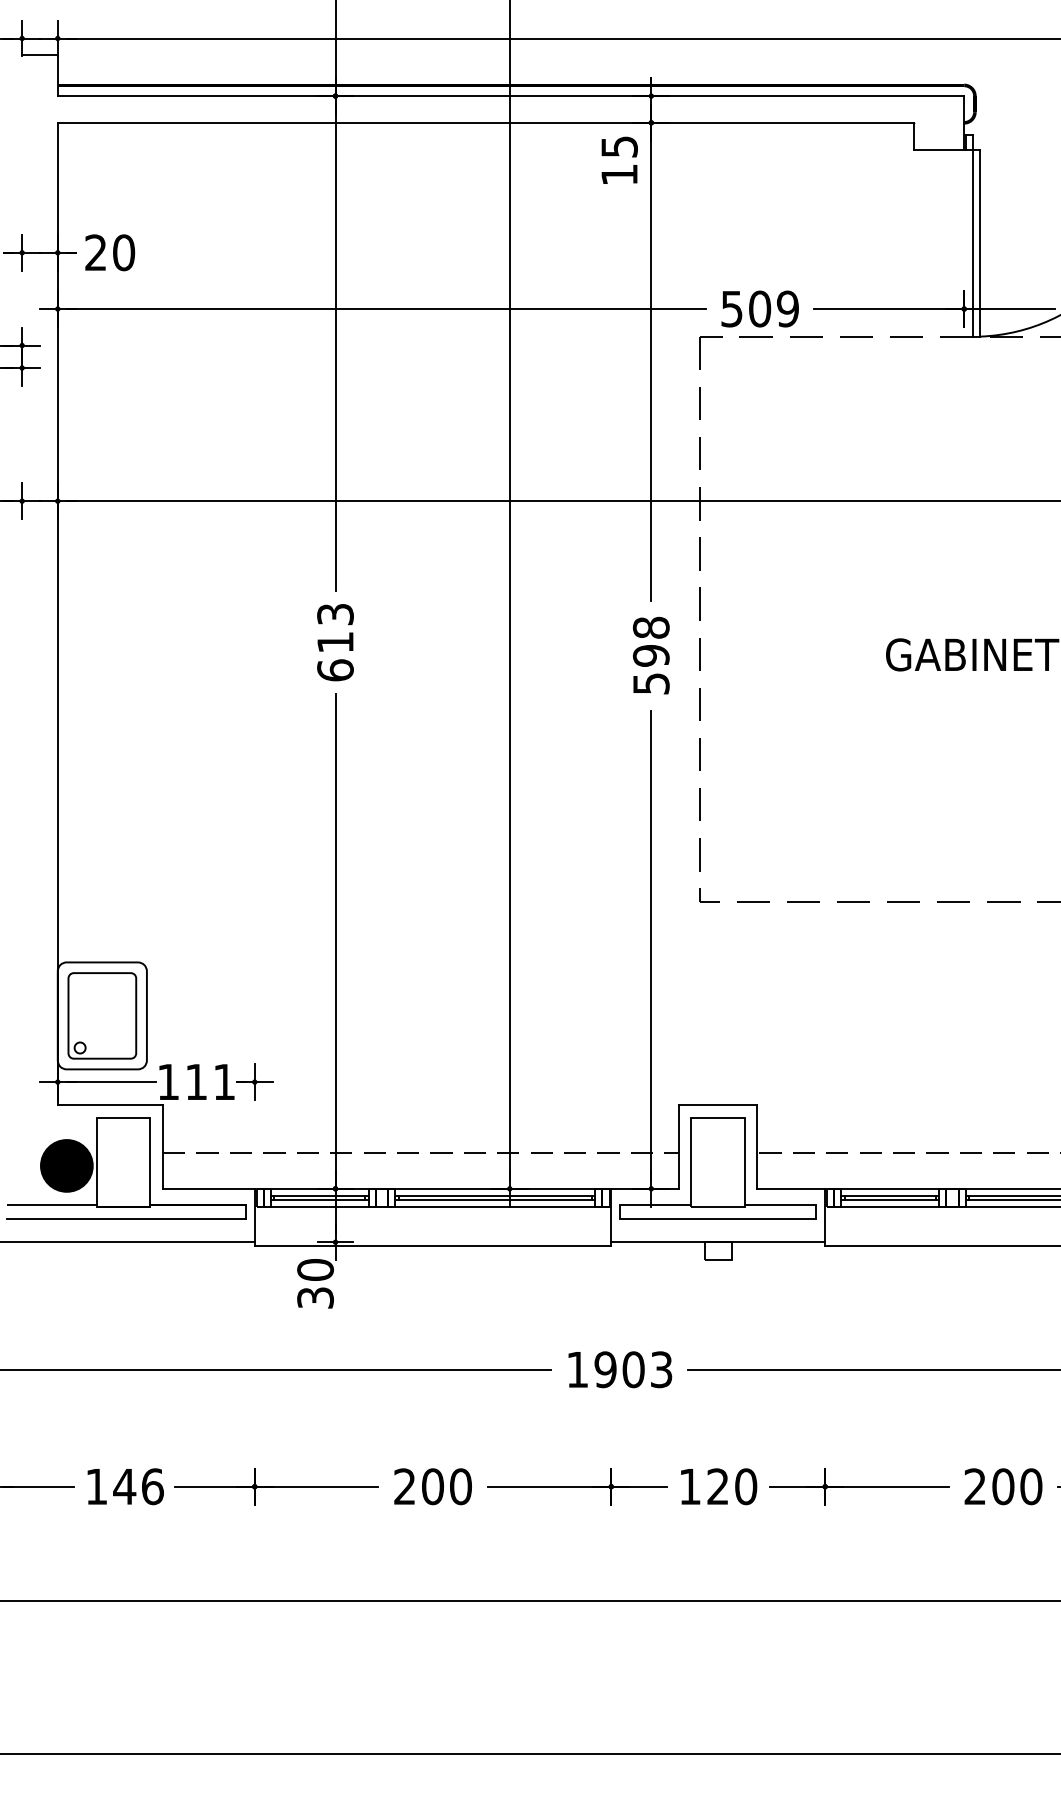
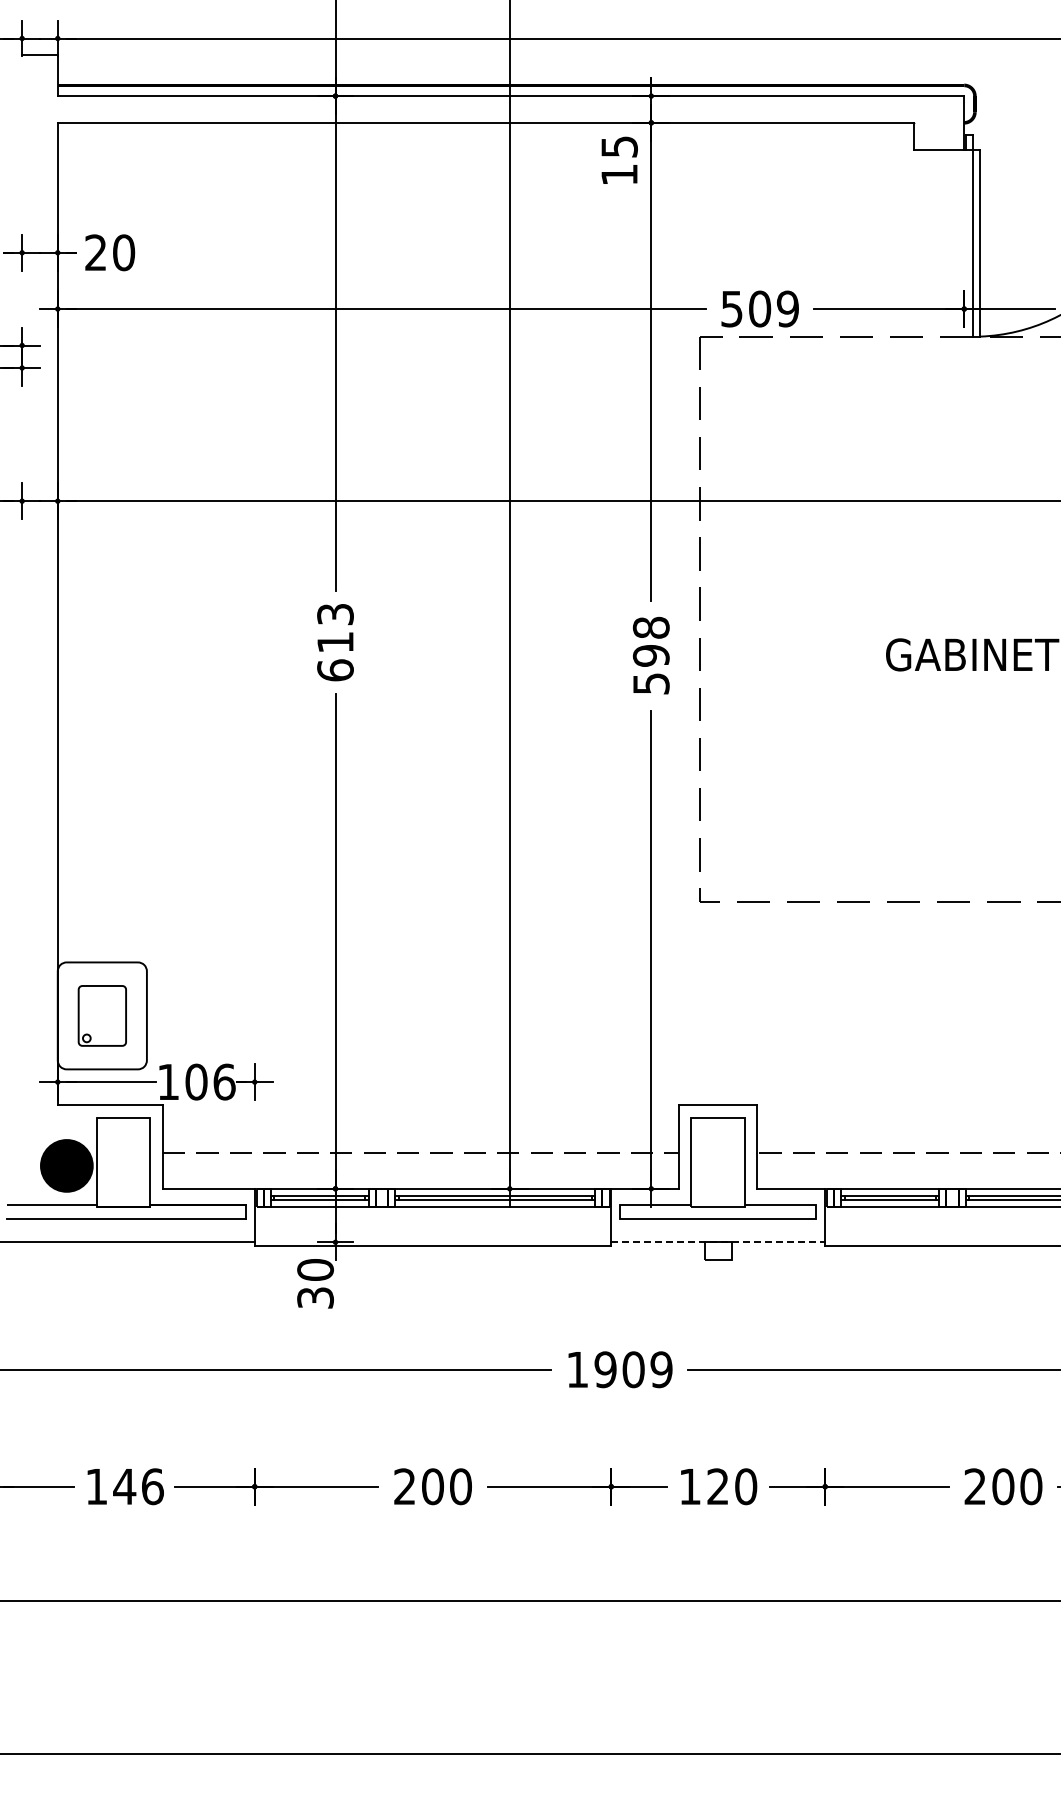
part size: 71x88 px -> 50x62 px (101, 1015)
text: 111 -> 106 (210, 1081)
line: solid -> dashed (718, 1242)
text: 1903 -> 1909 (661, 1369)
